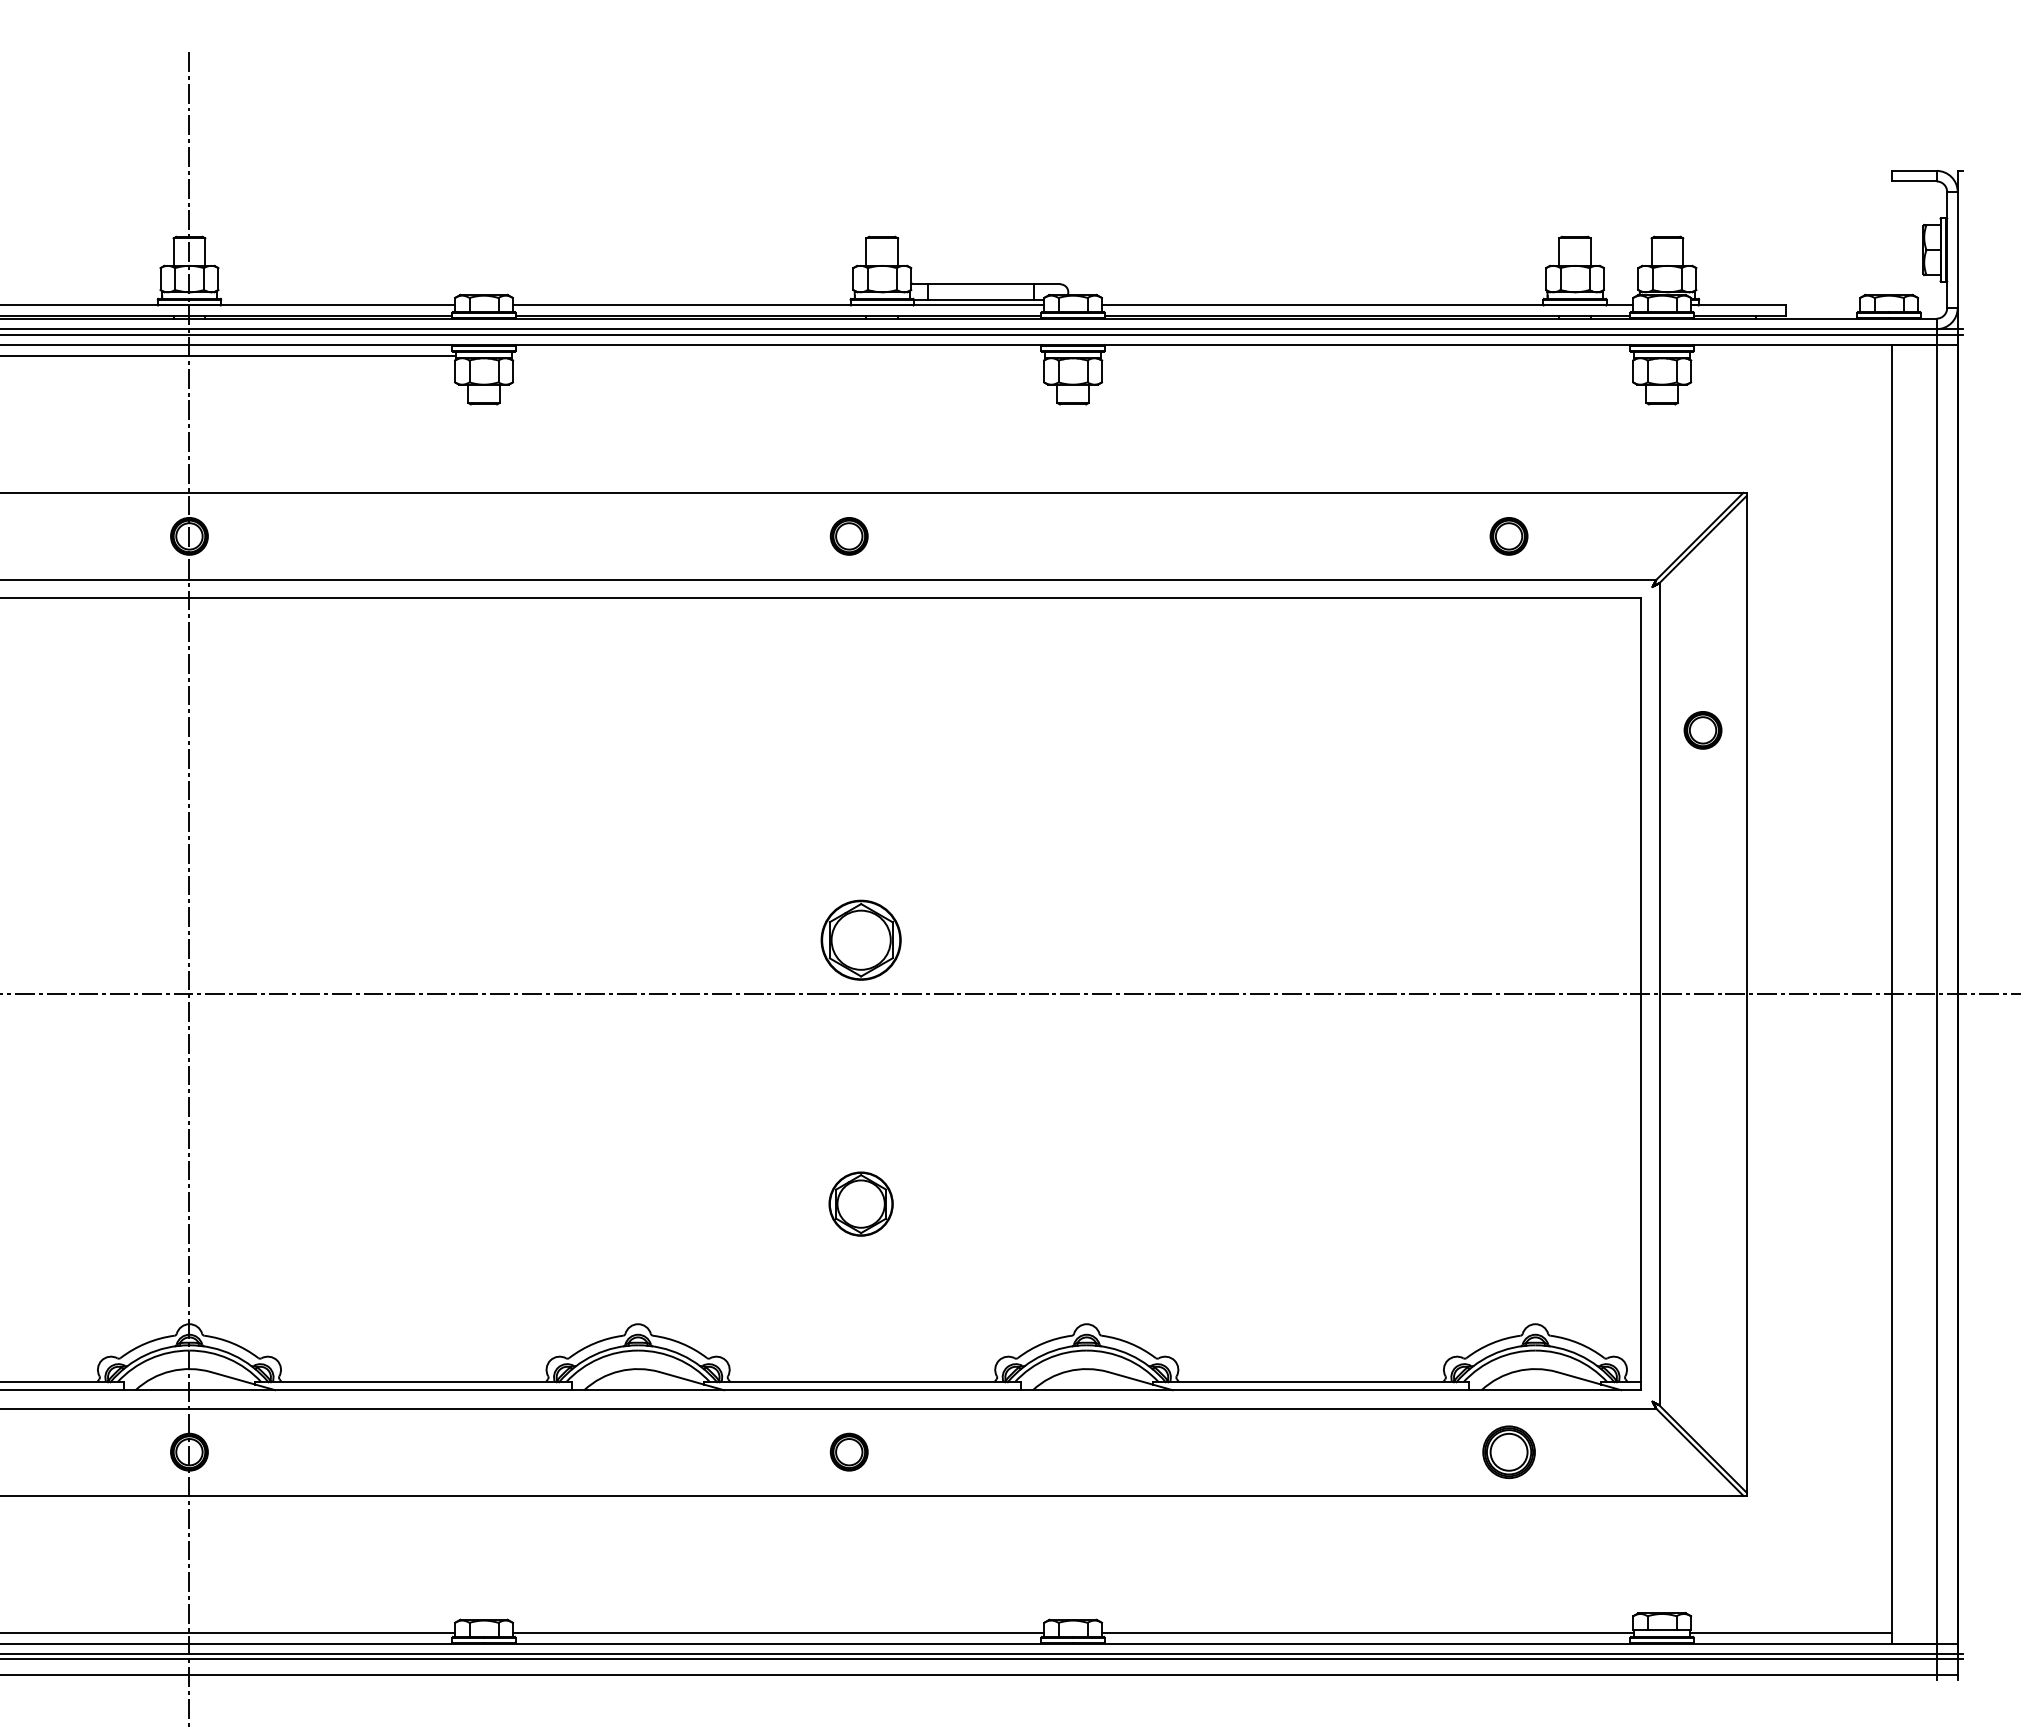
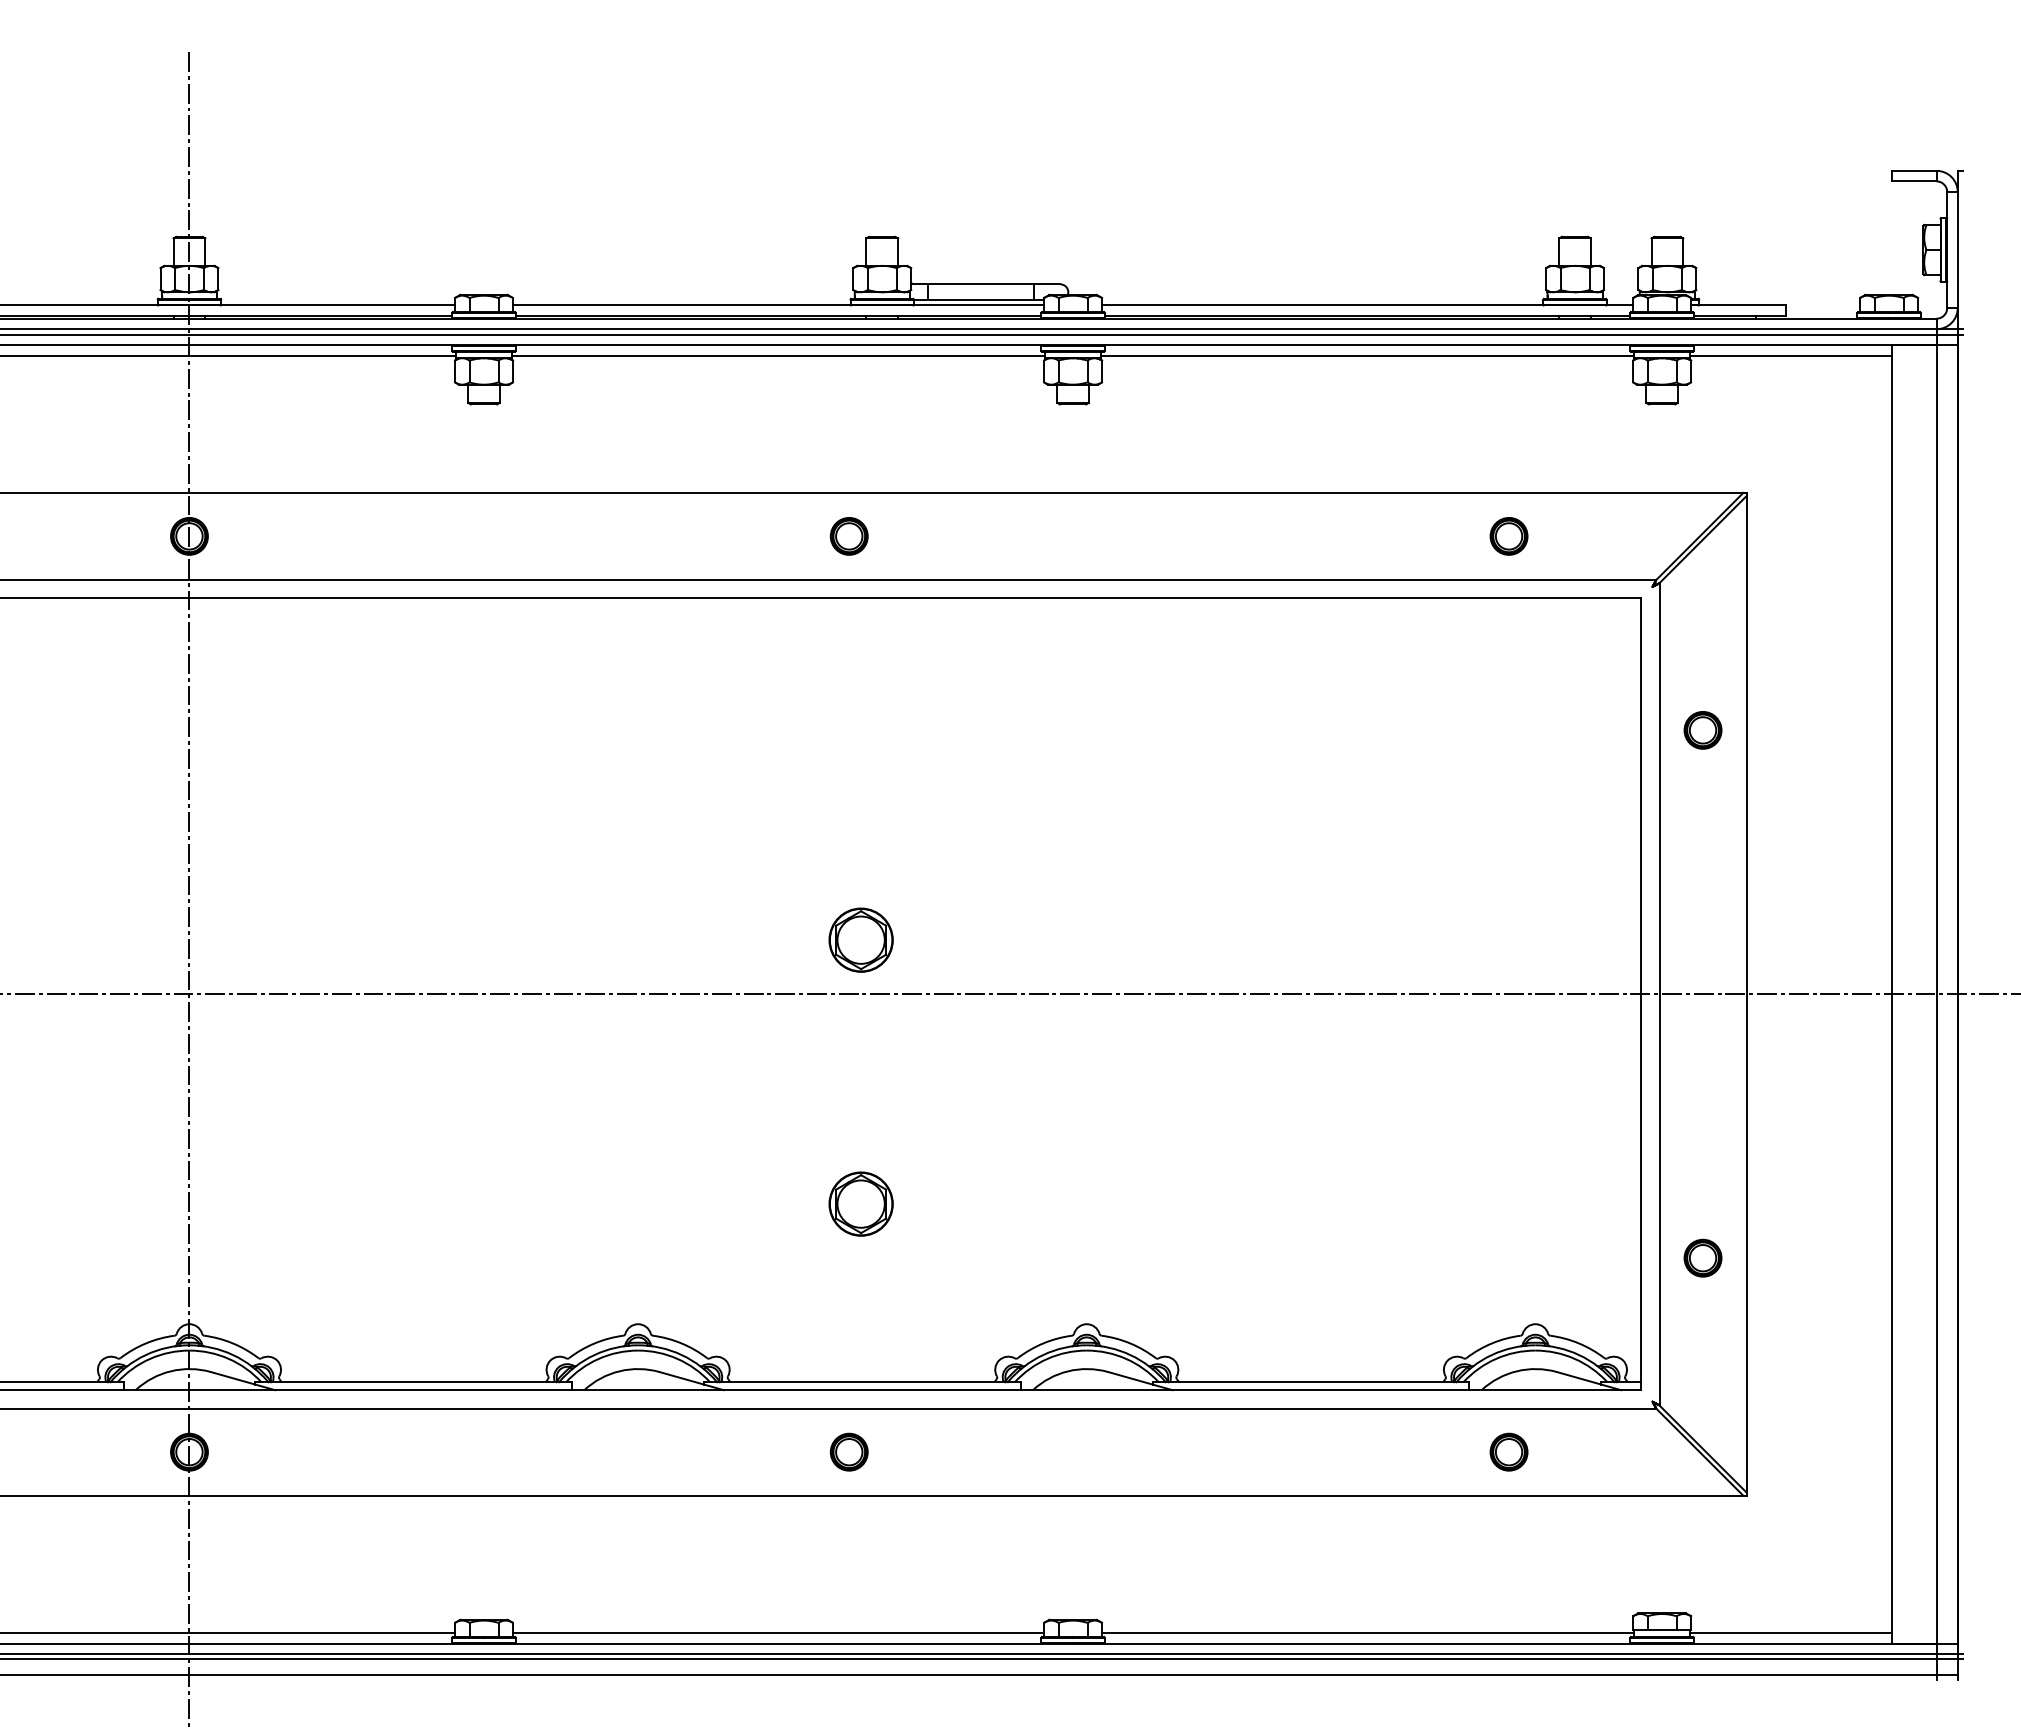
line: none -> present (778, 355)
line: none -> present (1367, 355)
line: none -> present (1790, 355)
part size: 82x82 px -> 66x66 px (860, 939)
part: none -> present (1702, 1257)
part size: 54x54 px -> 40x40 px (1508, 1451)
